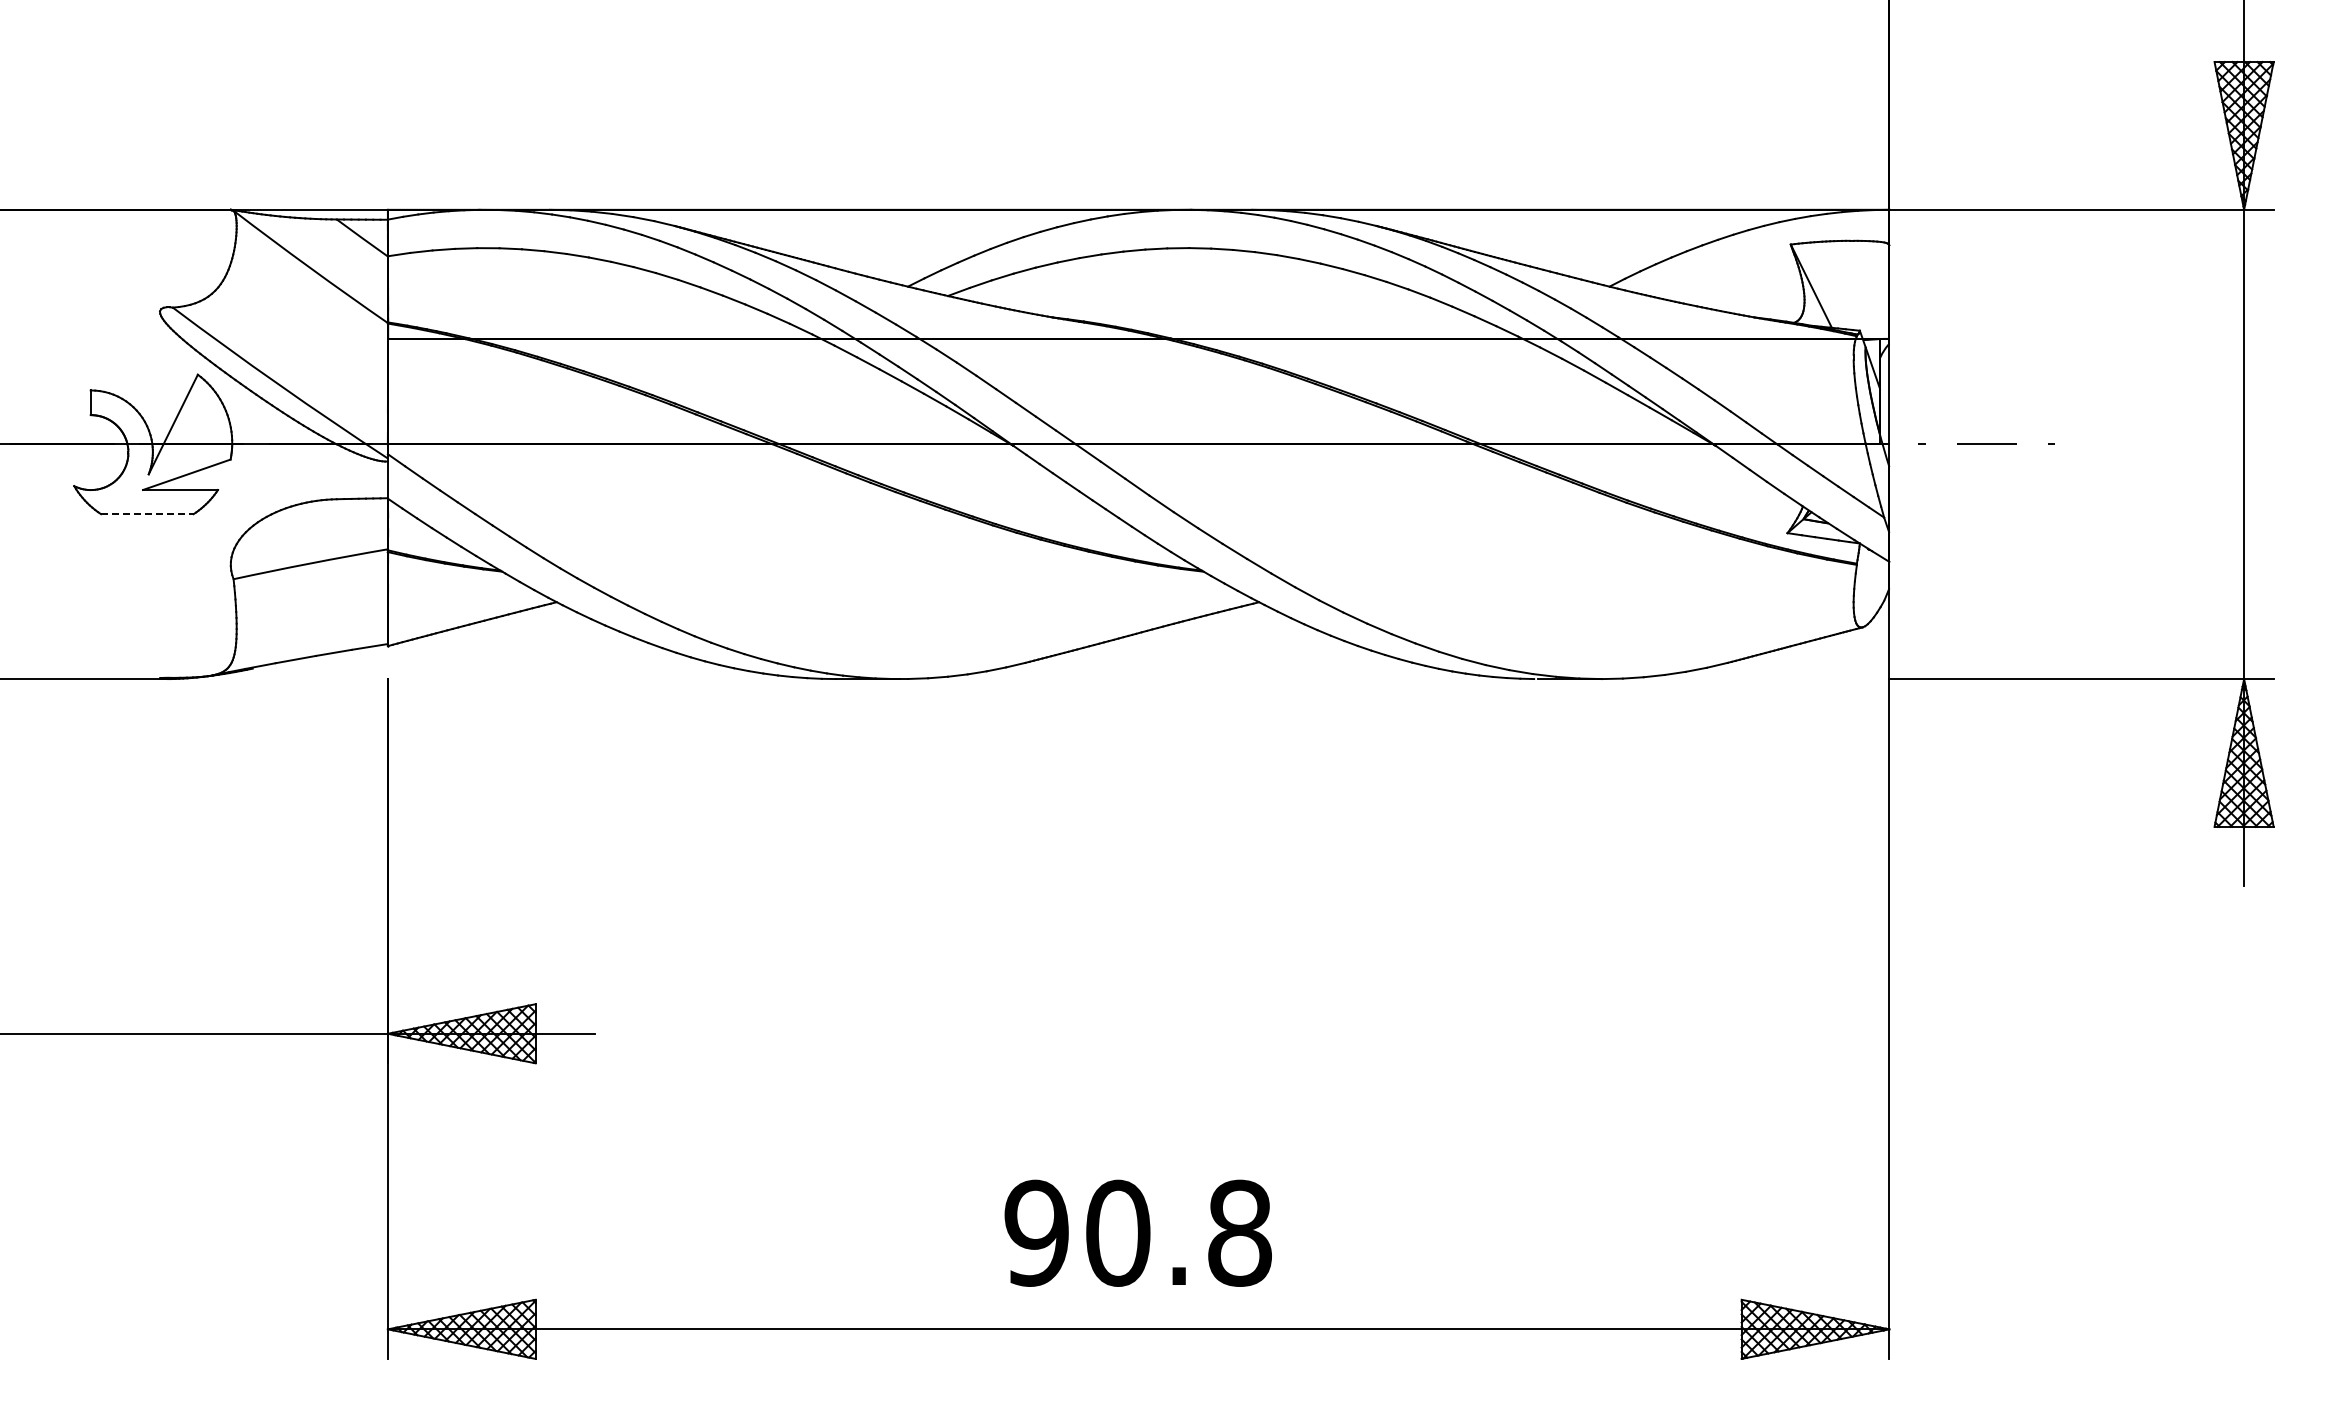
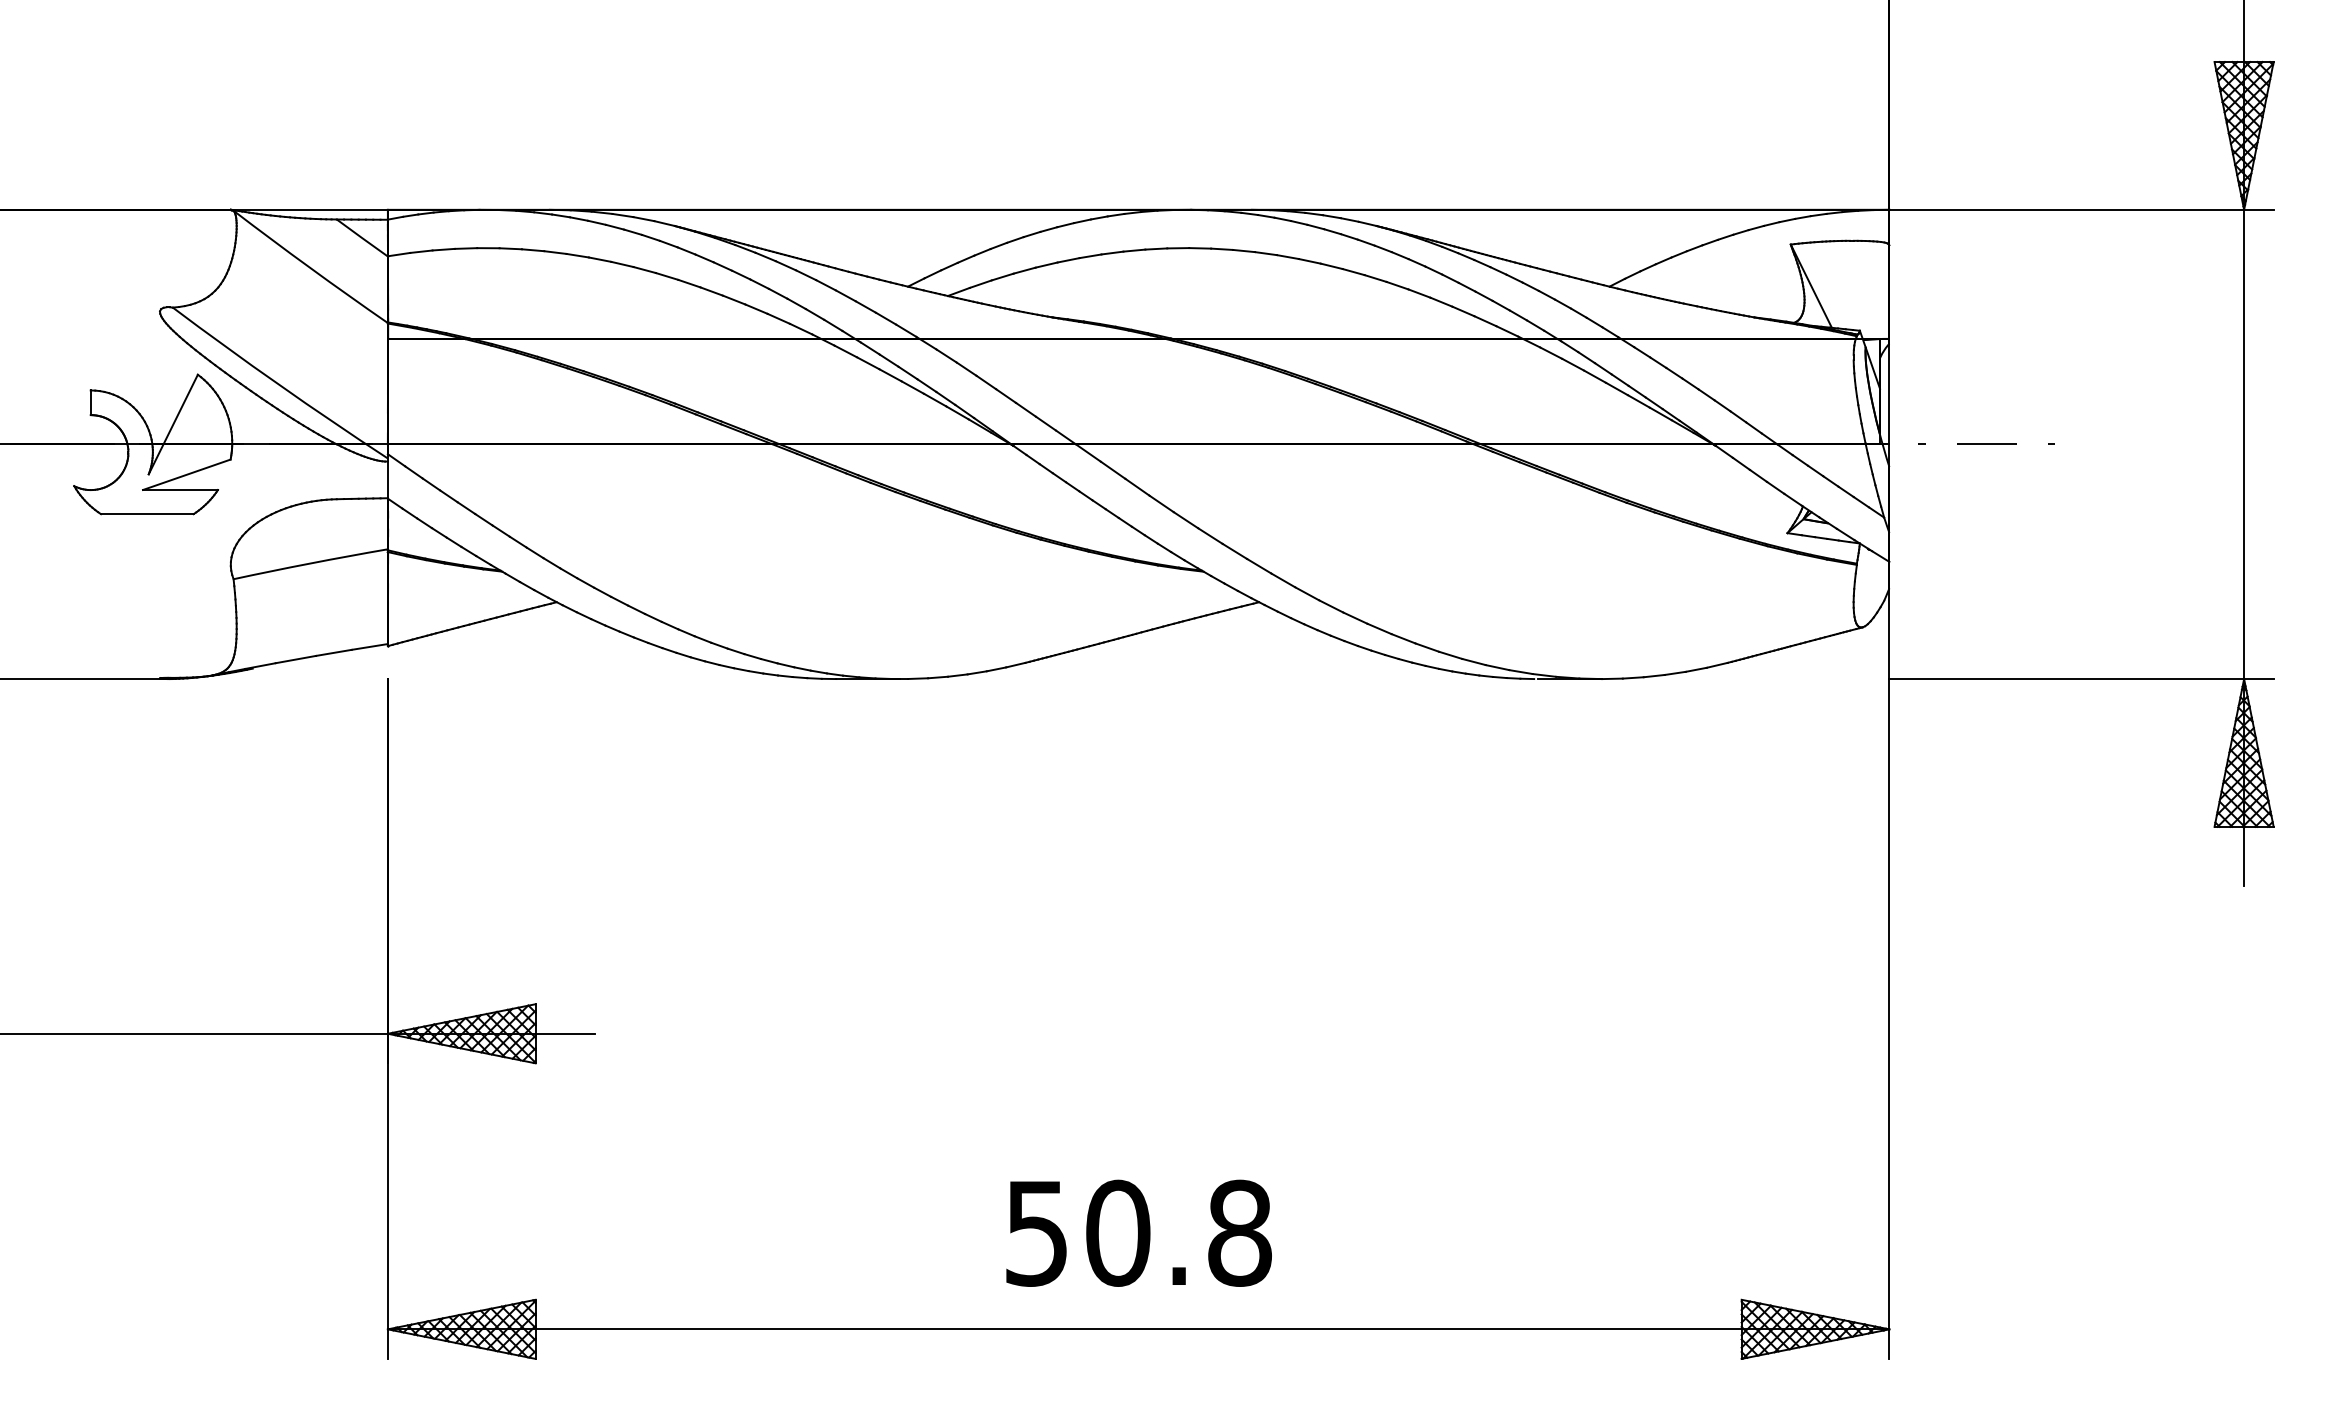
line: dashed -> solid (147, 514)
text: 90.8 -> 50.8 (1036, 1232)
